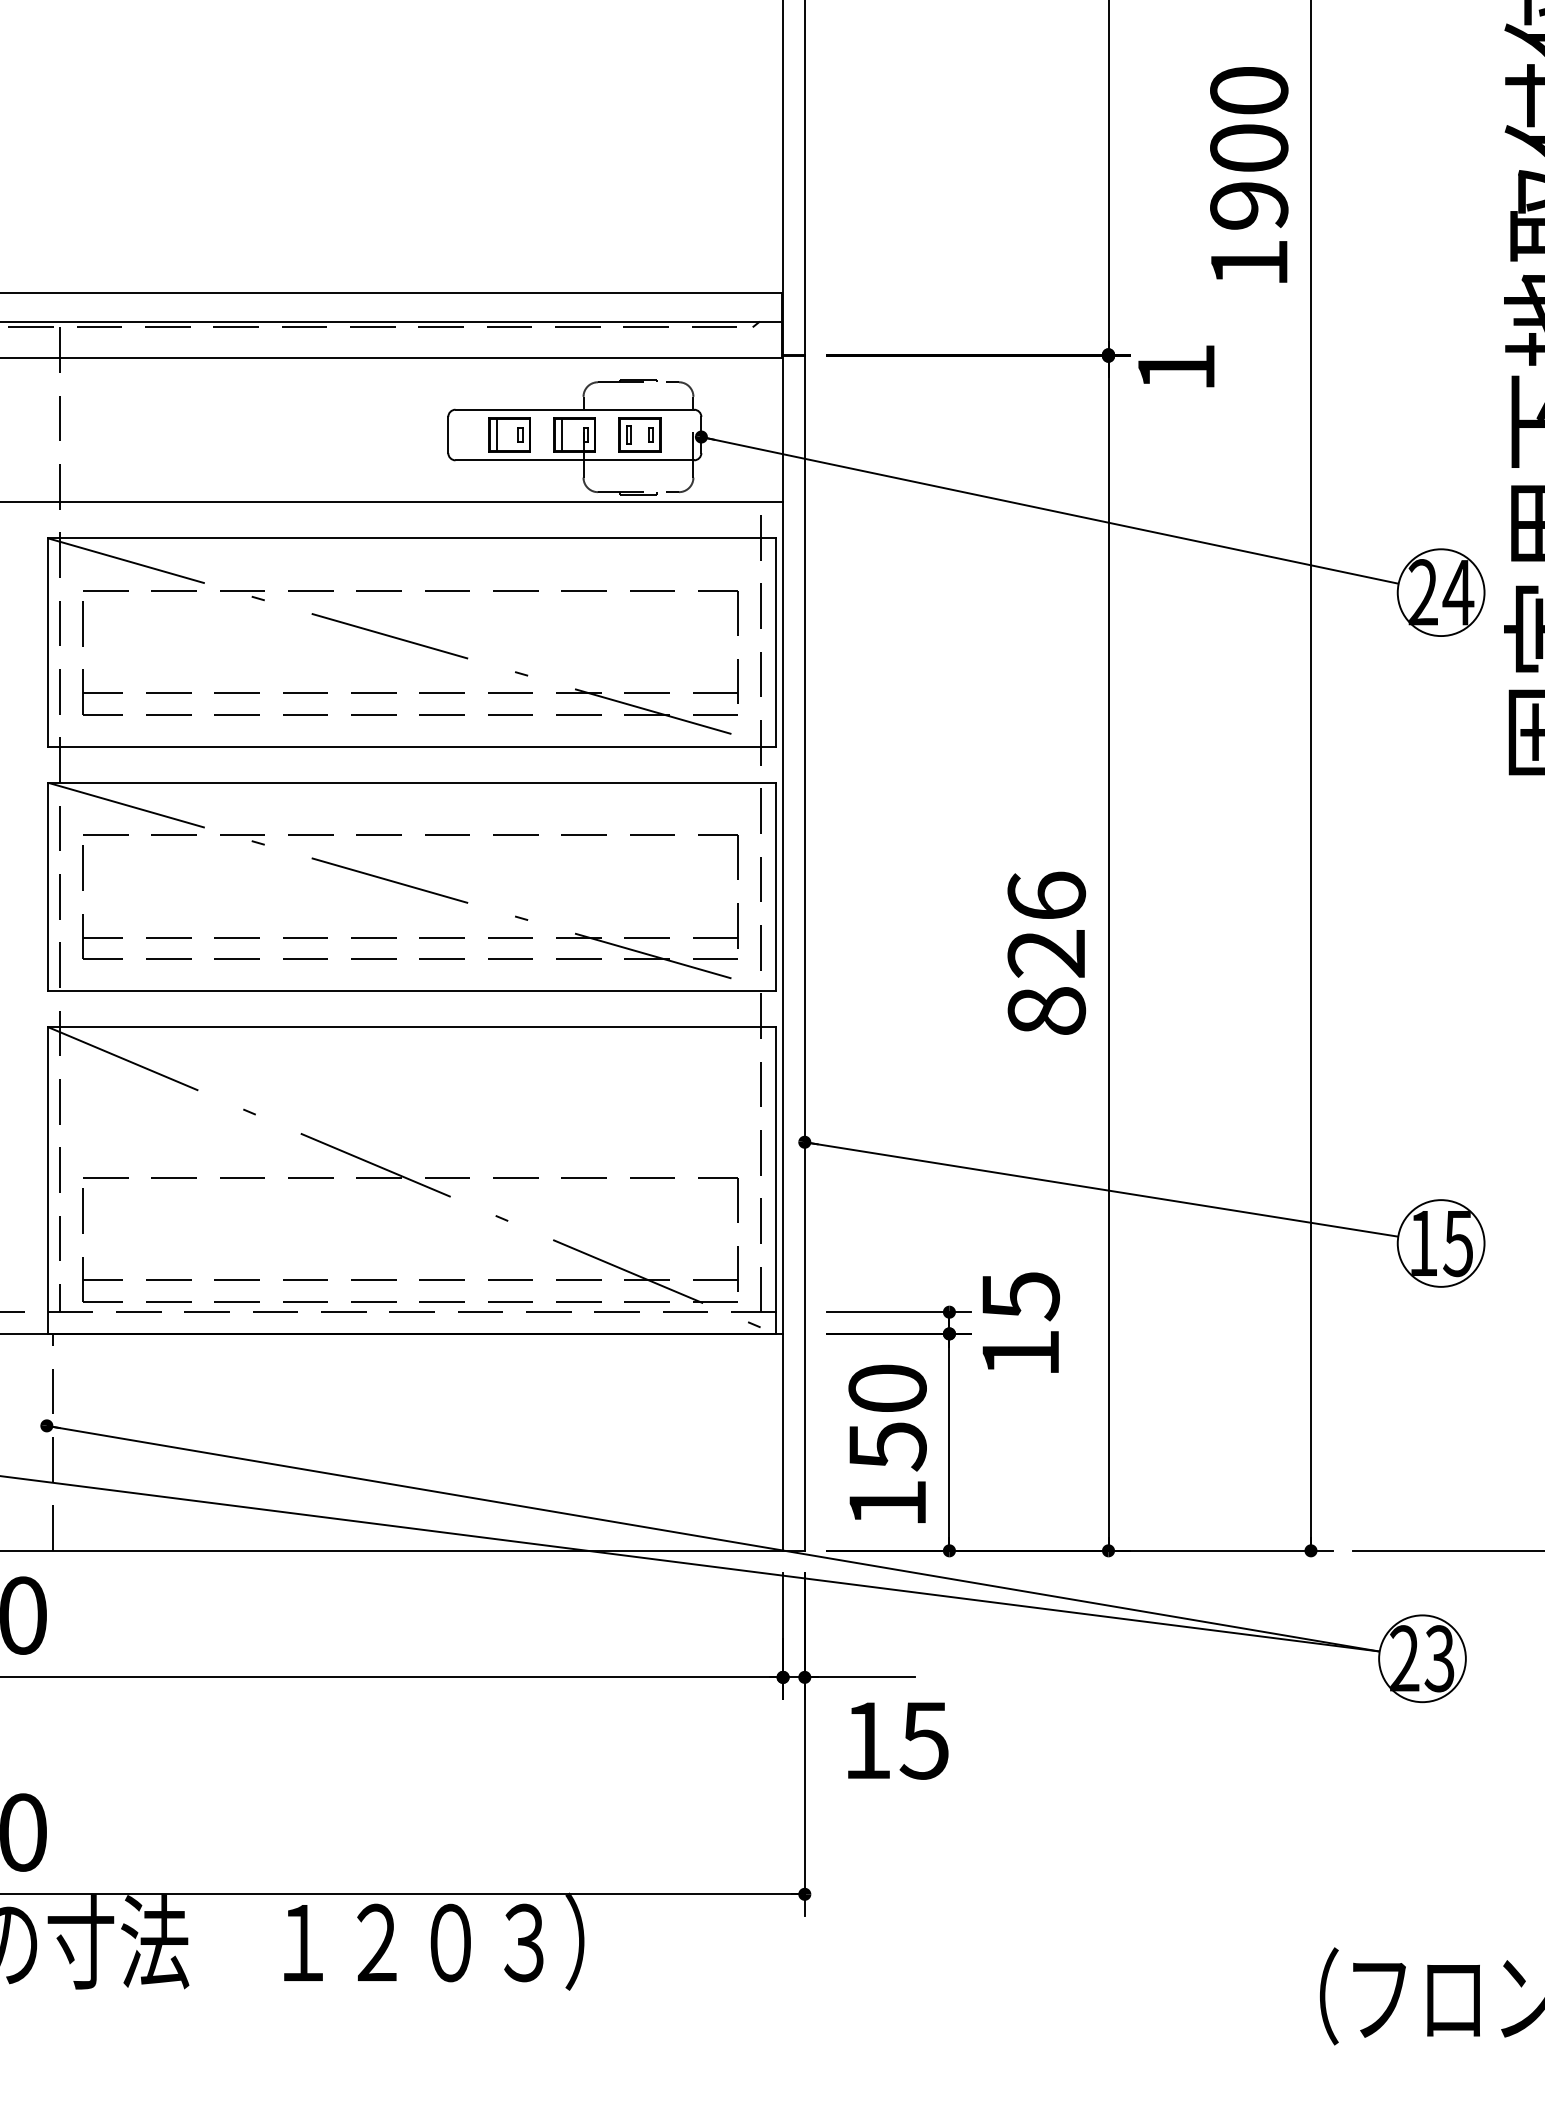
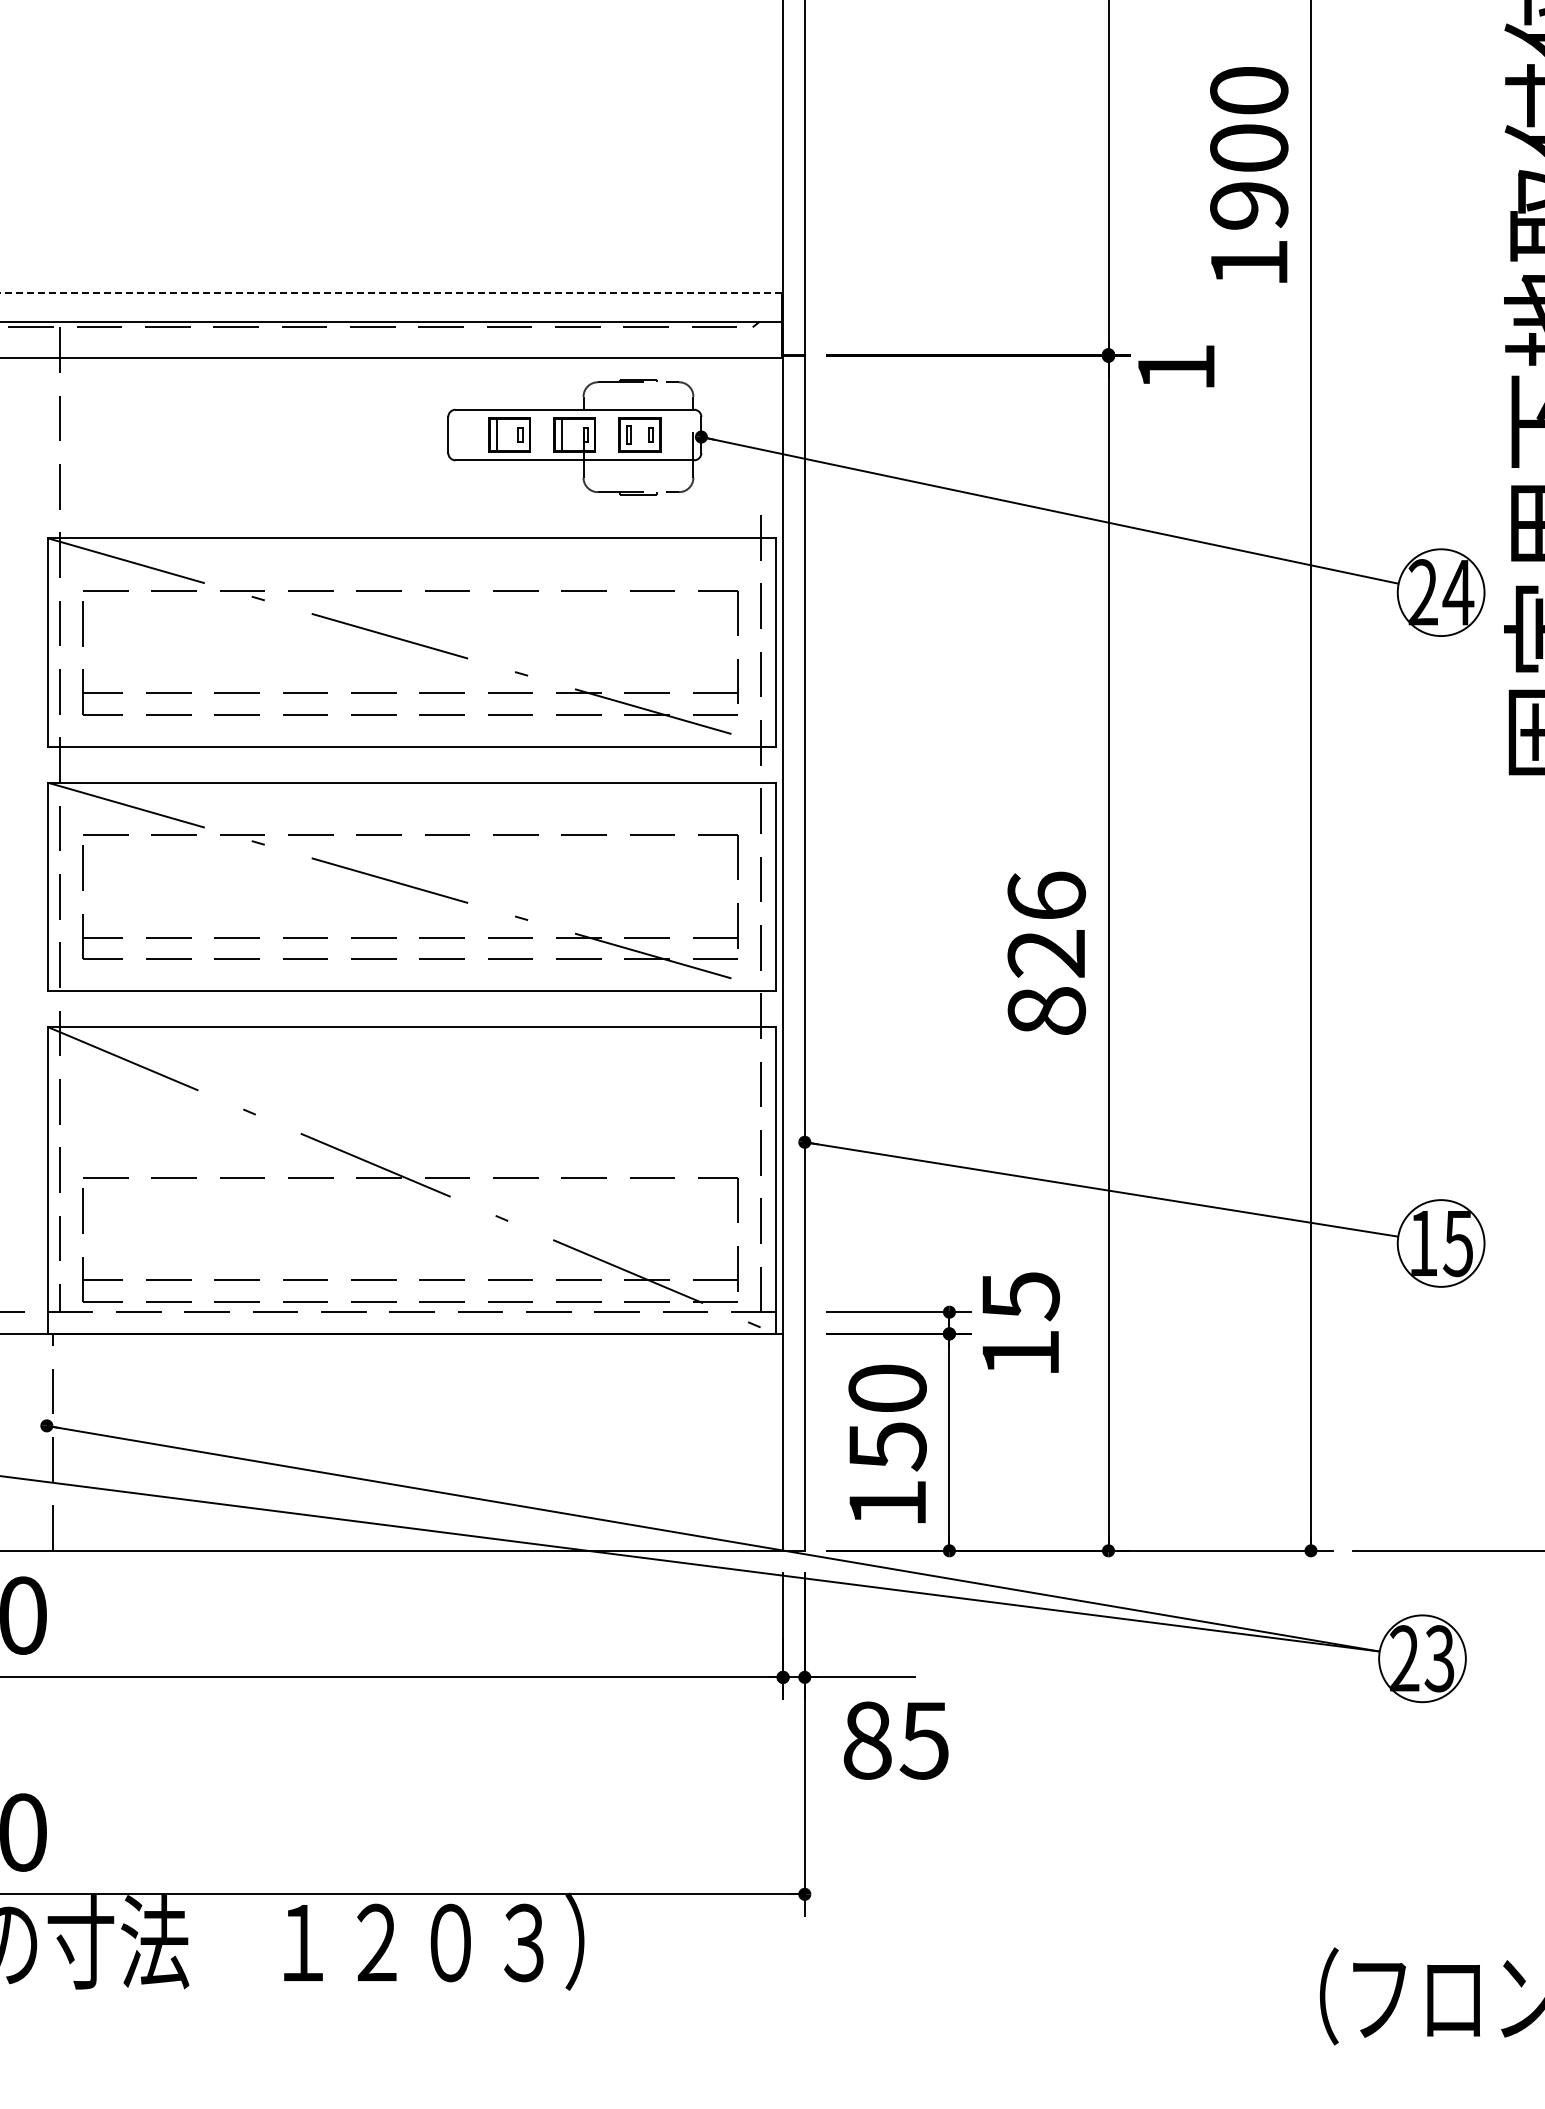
line: solid -> dashed (391, 292)
line: present -> none (392, 502)
text: 15 -> 85 (867, 1740)
